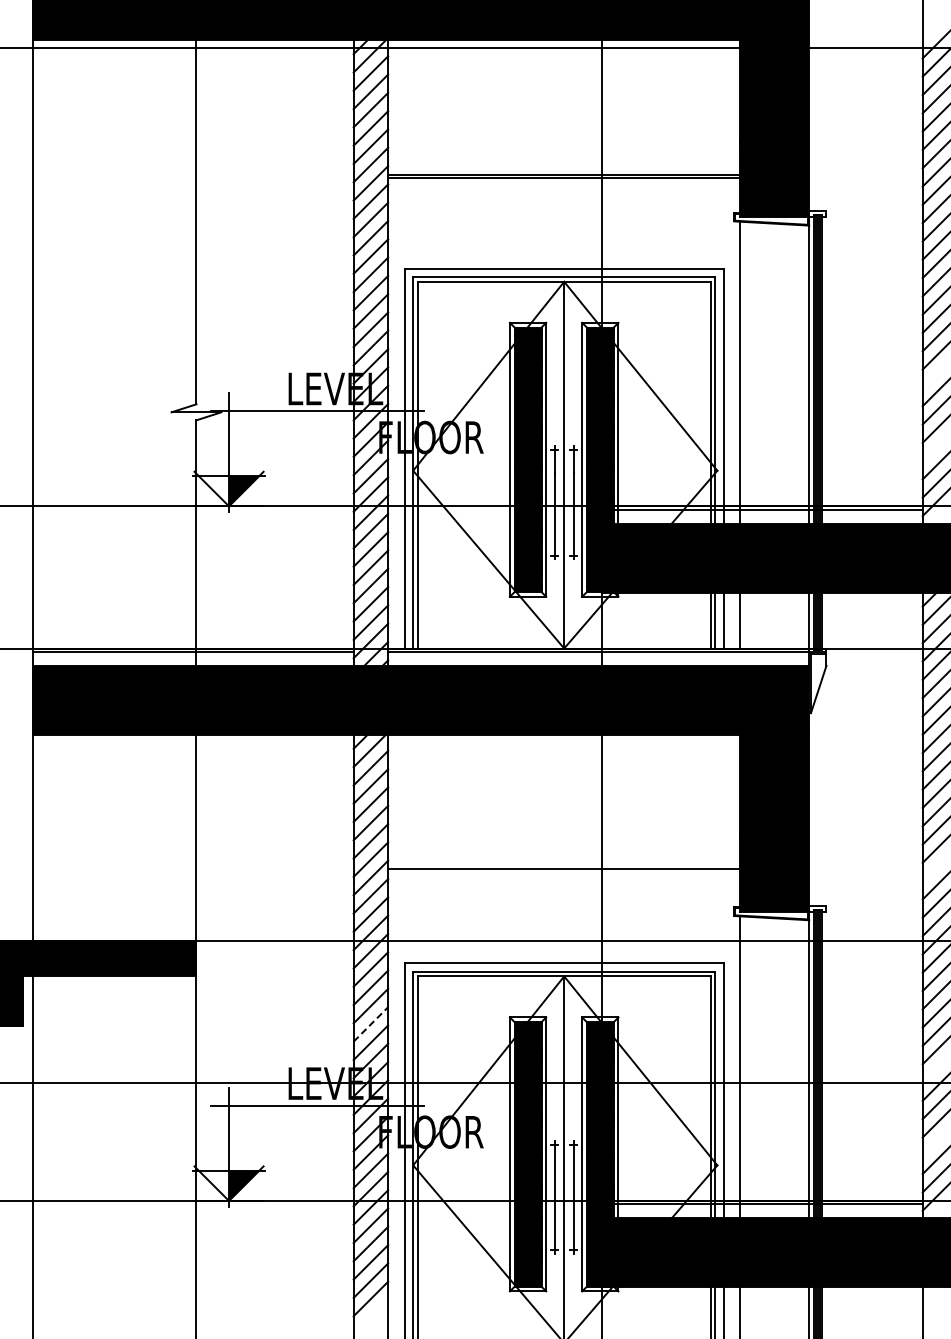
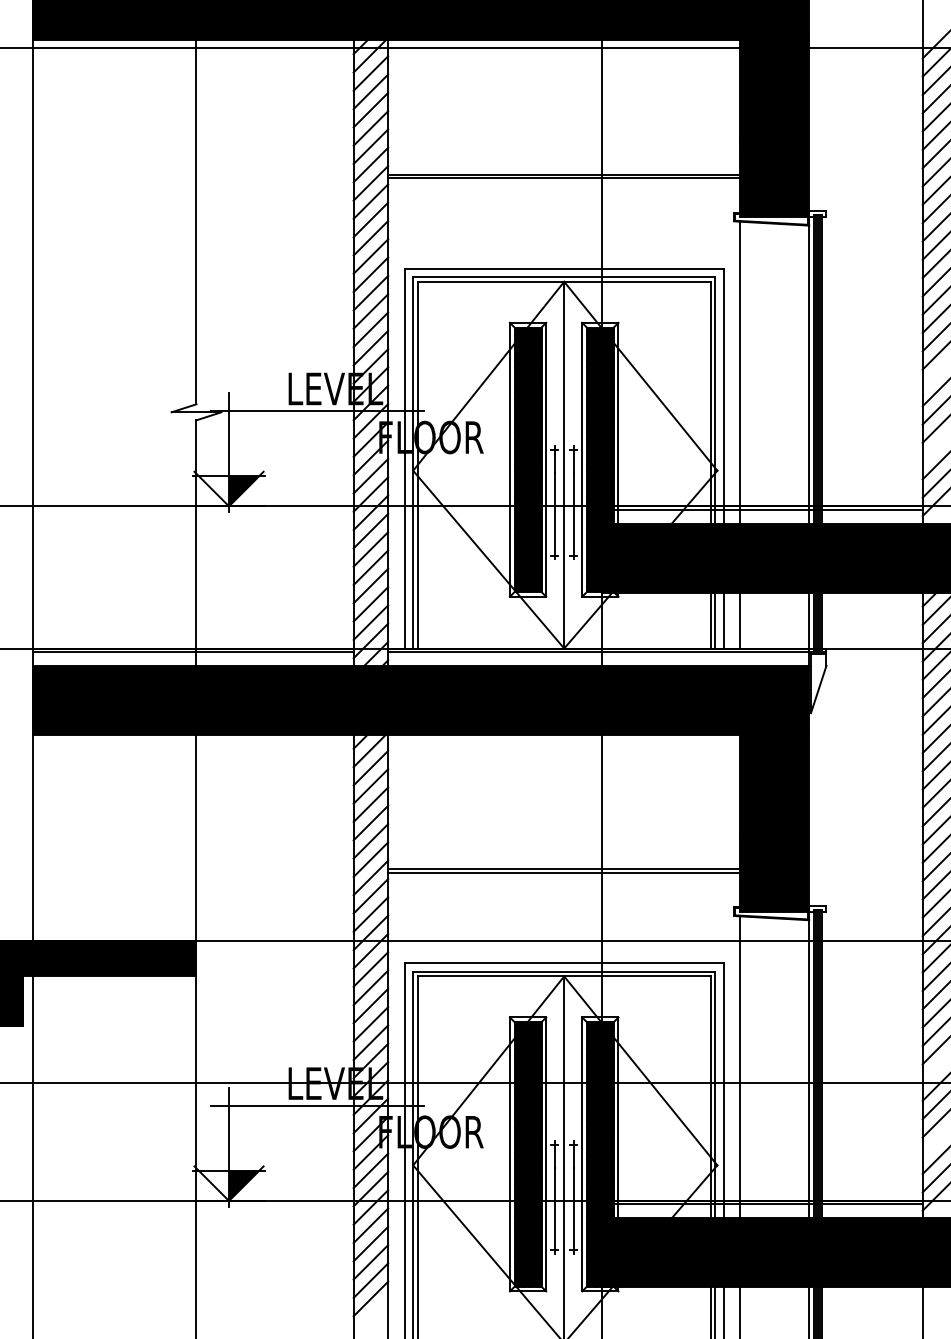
line: none -> present (934, 868)
line: none -> present (564, 872)
line: dashed -> solid (371, 1024)
